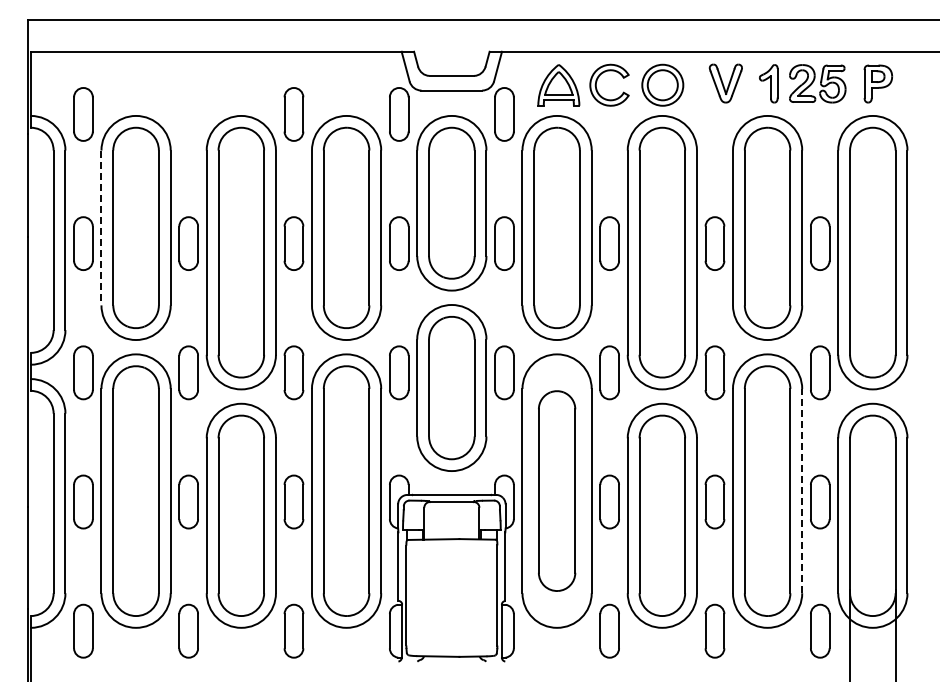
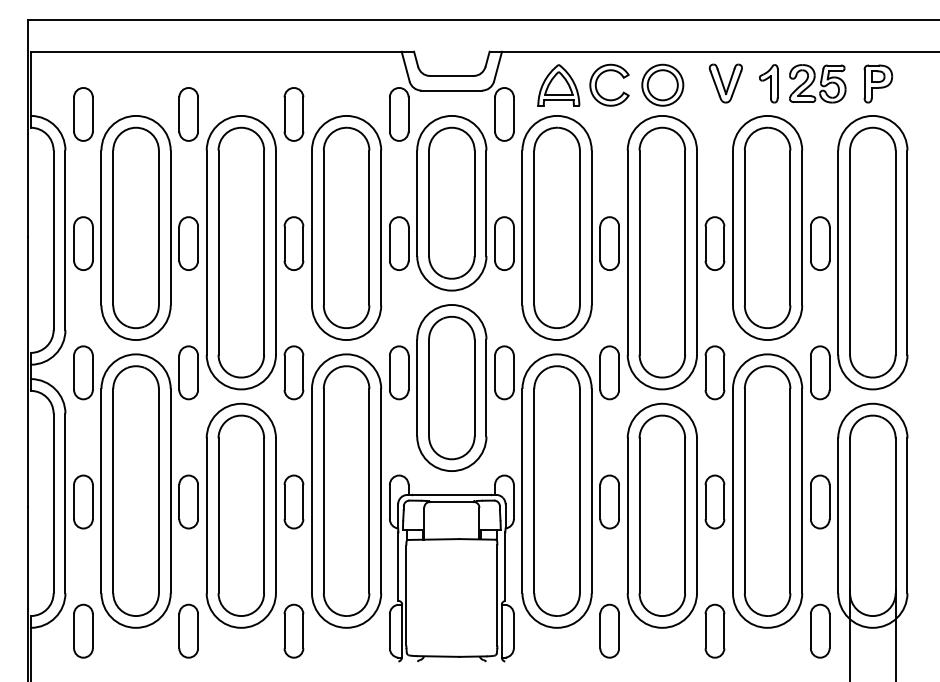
part: none -> present (188, 114)
line: dashed -> solid (101, 228)
part size: 39x202 px -> 48x252 px (556, 490)
line: dashed -> solid (802, 490)
